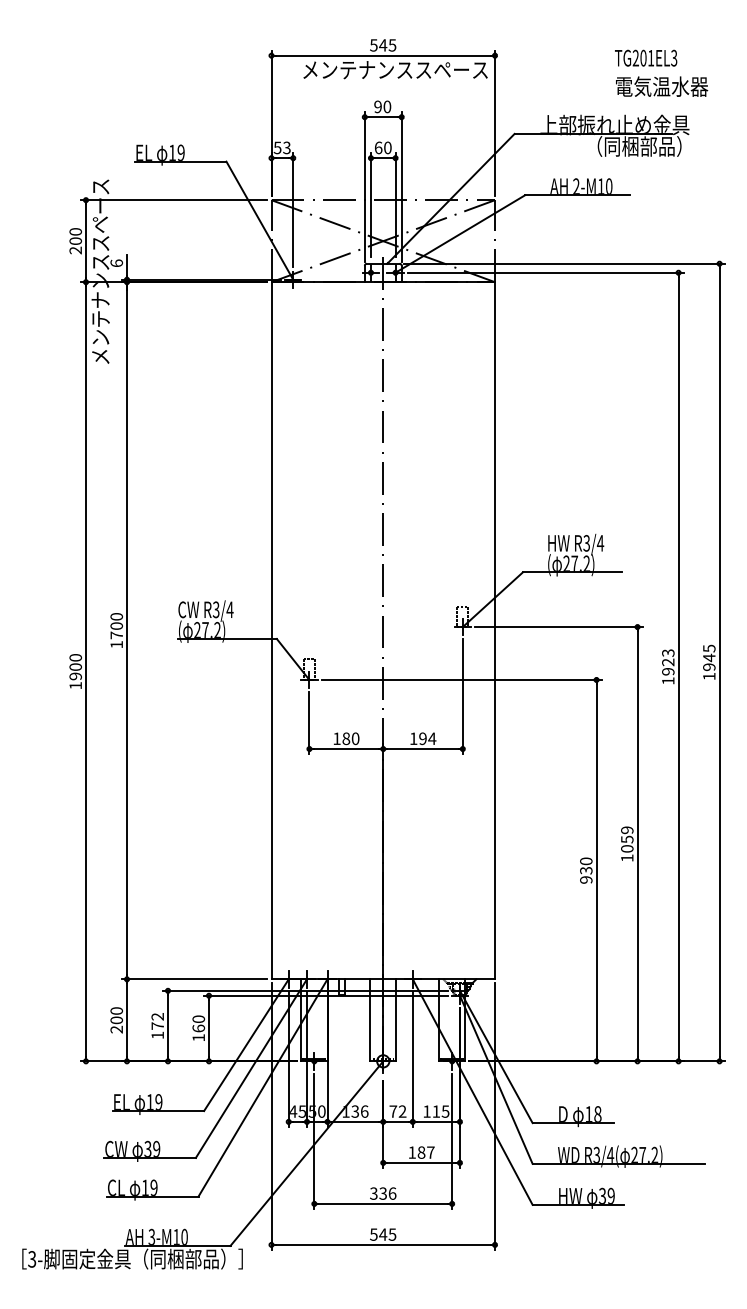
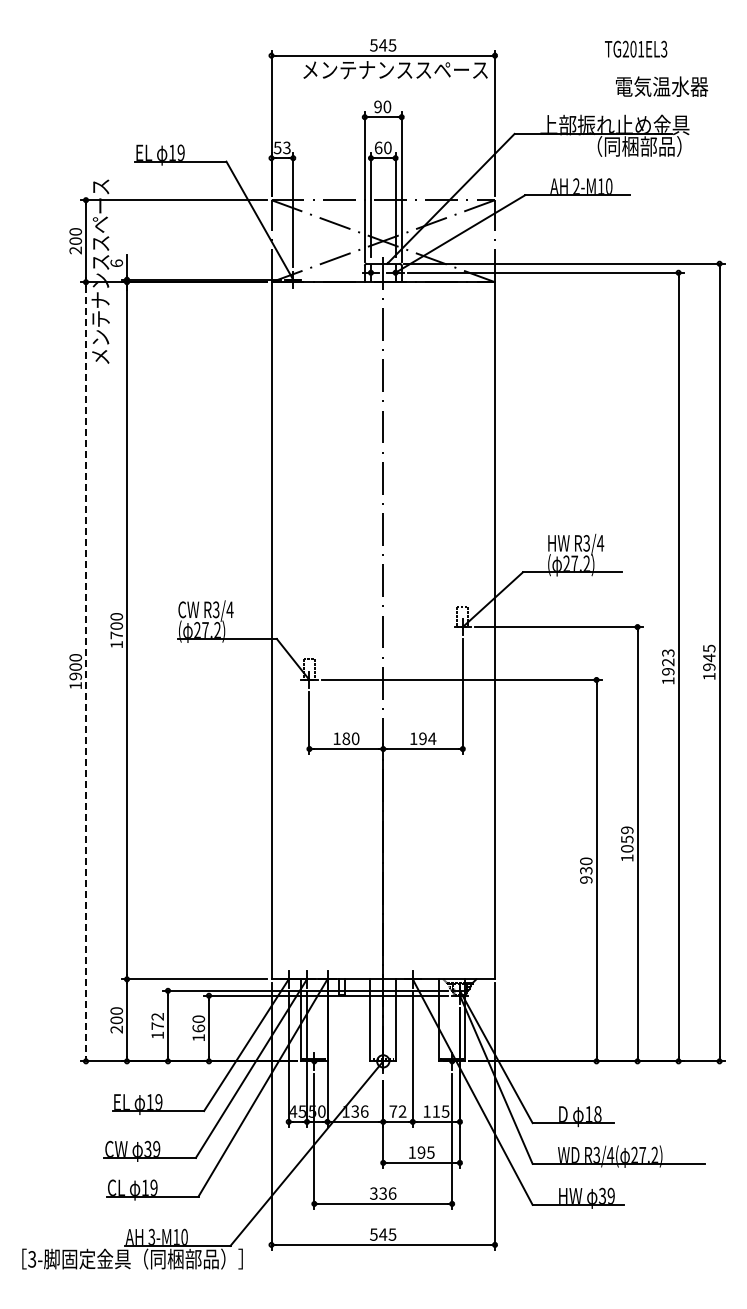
text position: (646, 57) -> (636, 48) (636, 48)
line: solid -> dashed (86, 672)
text: 187 -> 195 (425, 1152)
